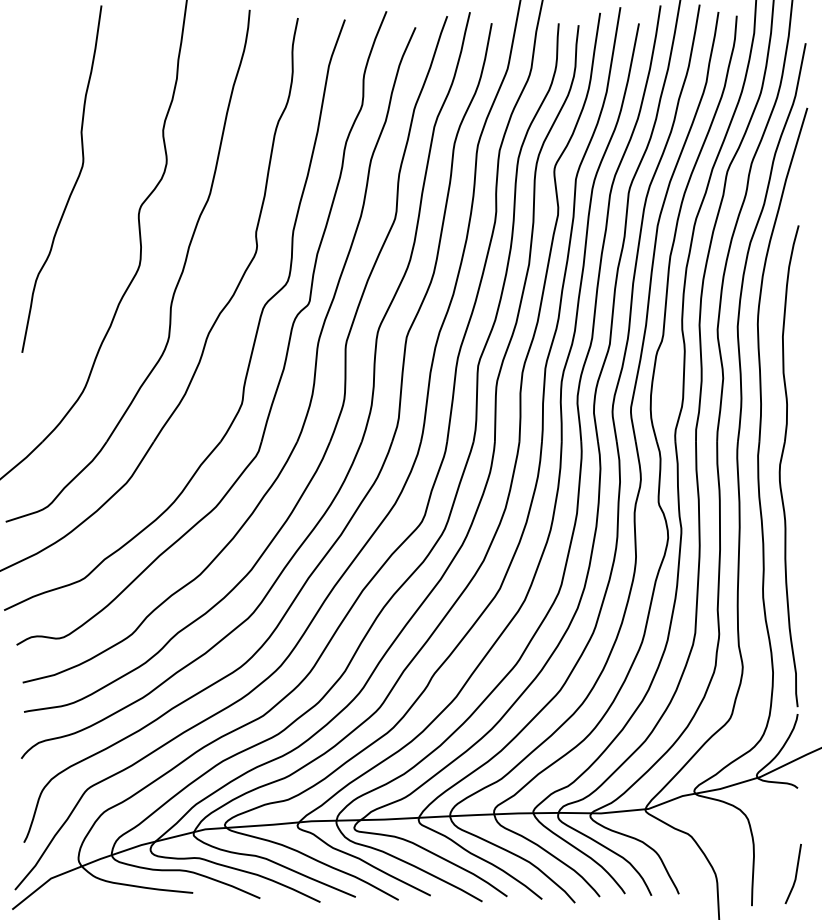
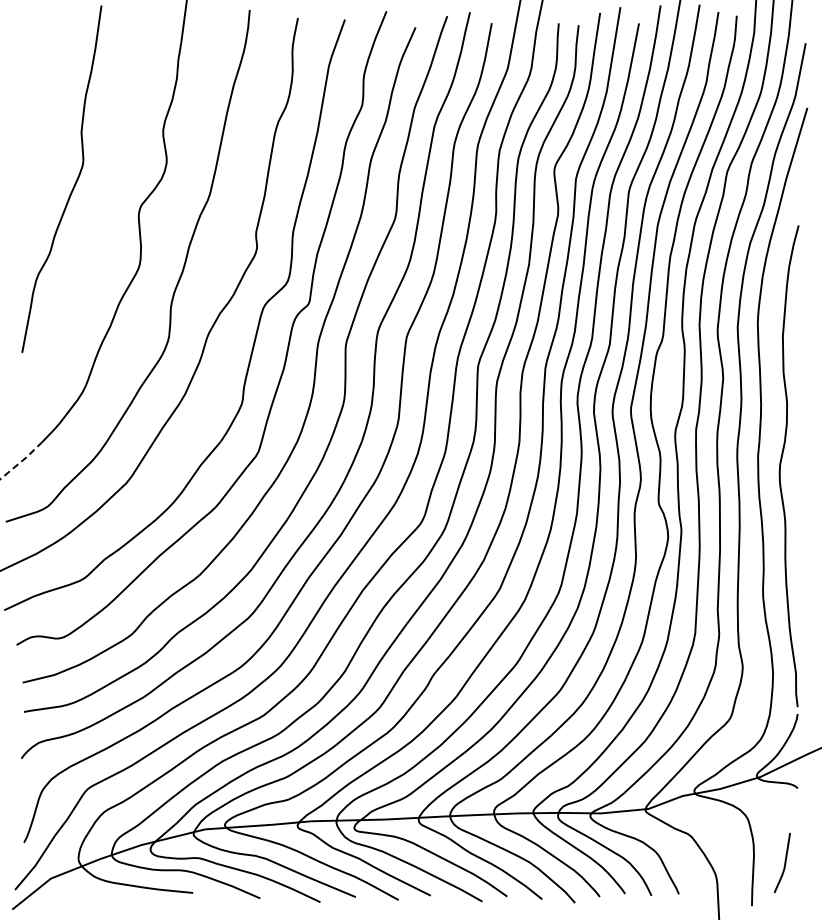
line: solid -> dashed (22, 460)
line position: (795, 873) -> (784, 862) (784, 862)
